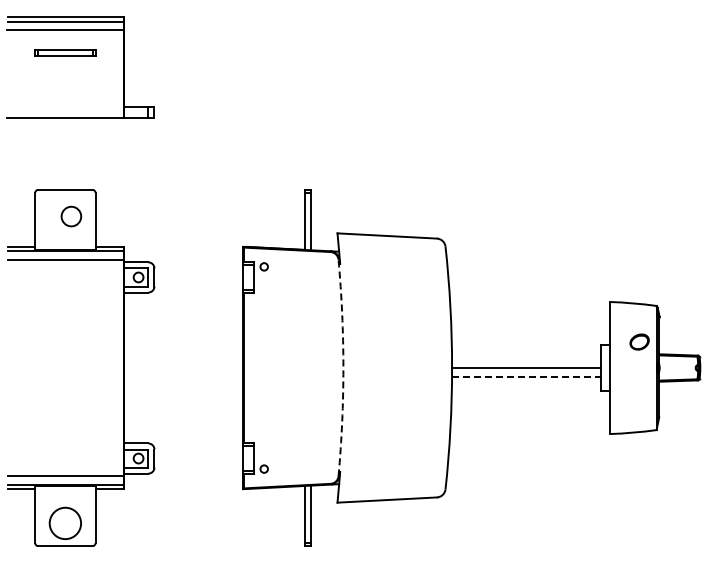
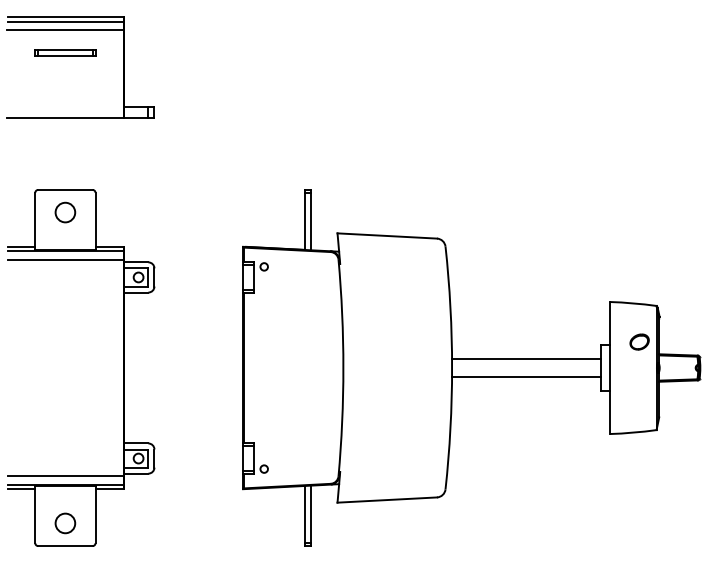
circle position: (71, 216) -> (65, 212) (65, 212)
arc: dashed -> solid (343, 367)
line position: (526, 367) -> (526, 358) (526, 358)
line: dashed -> solid (526, 377)
circle diameter: 31 px -> 20 px (65, 523)
